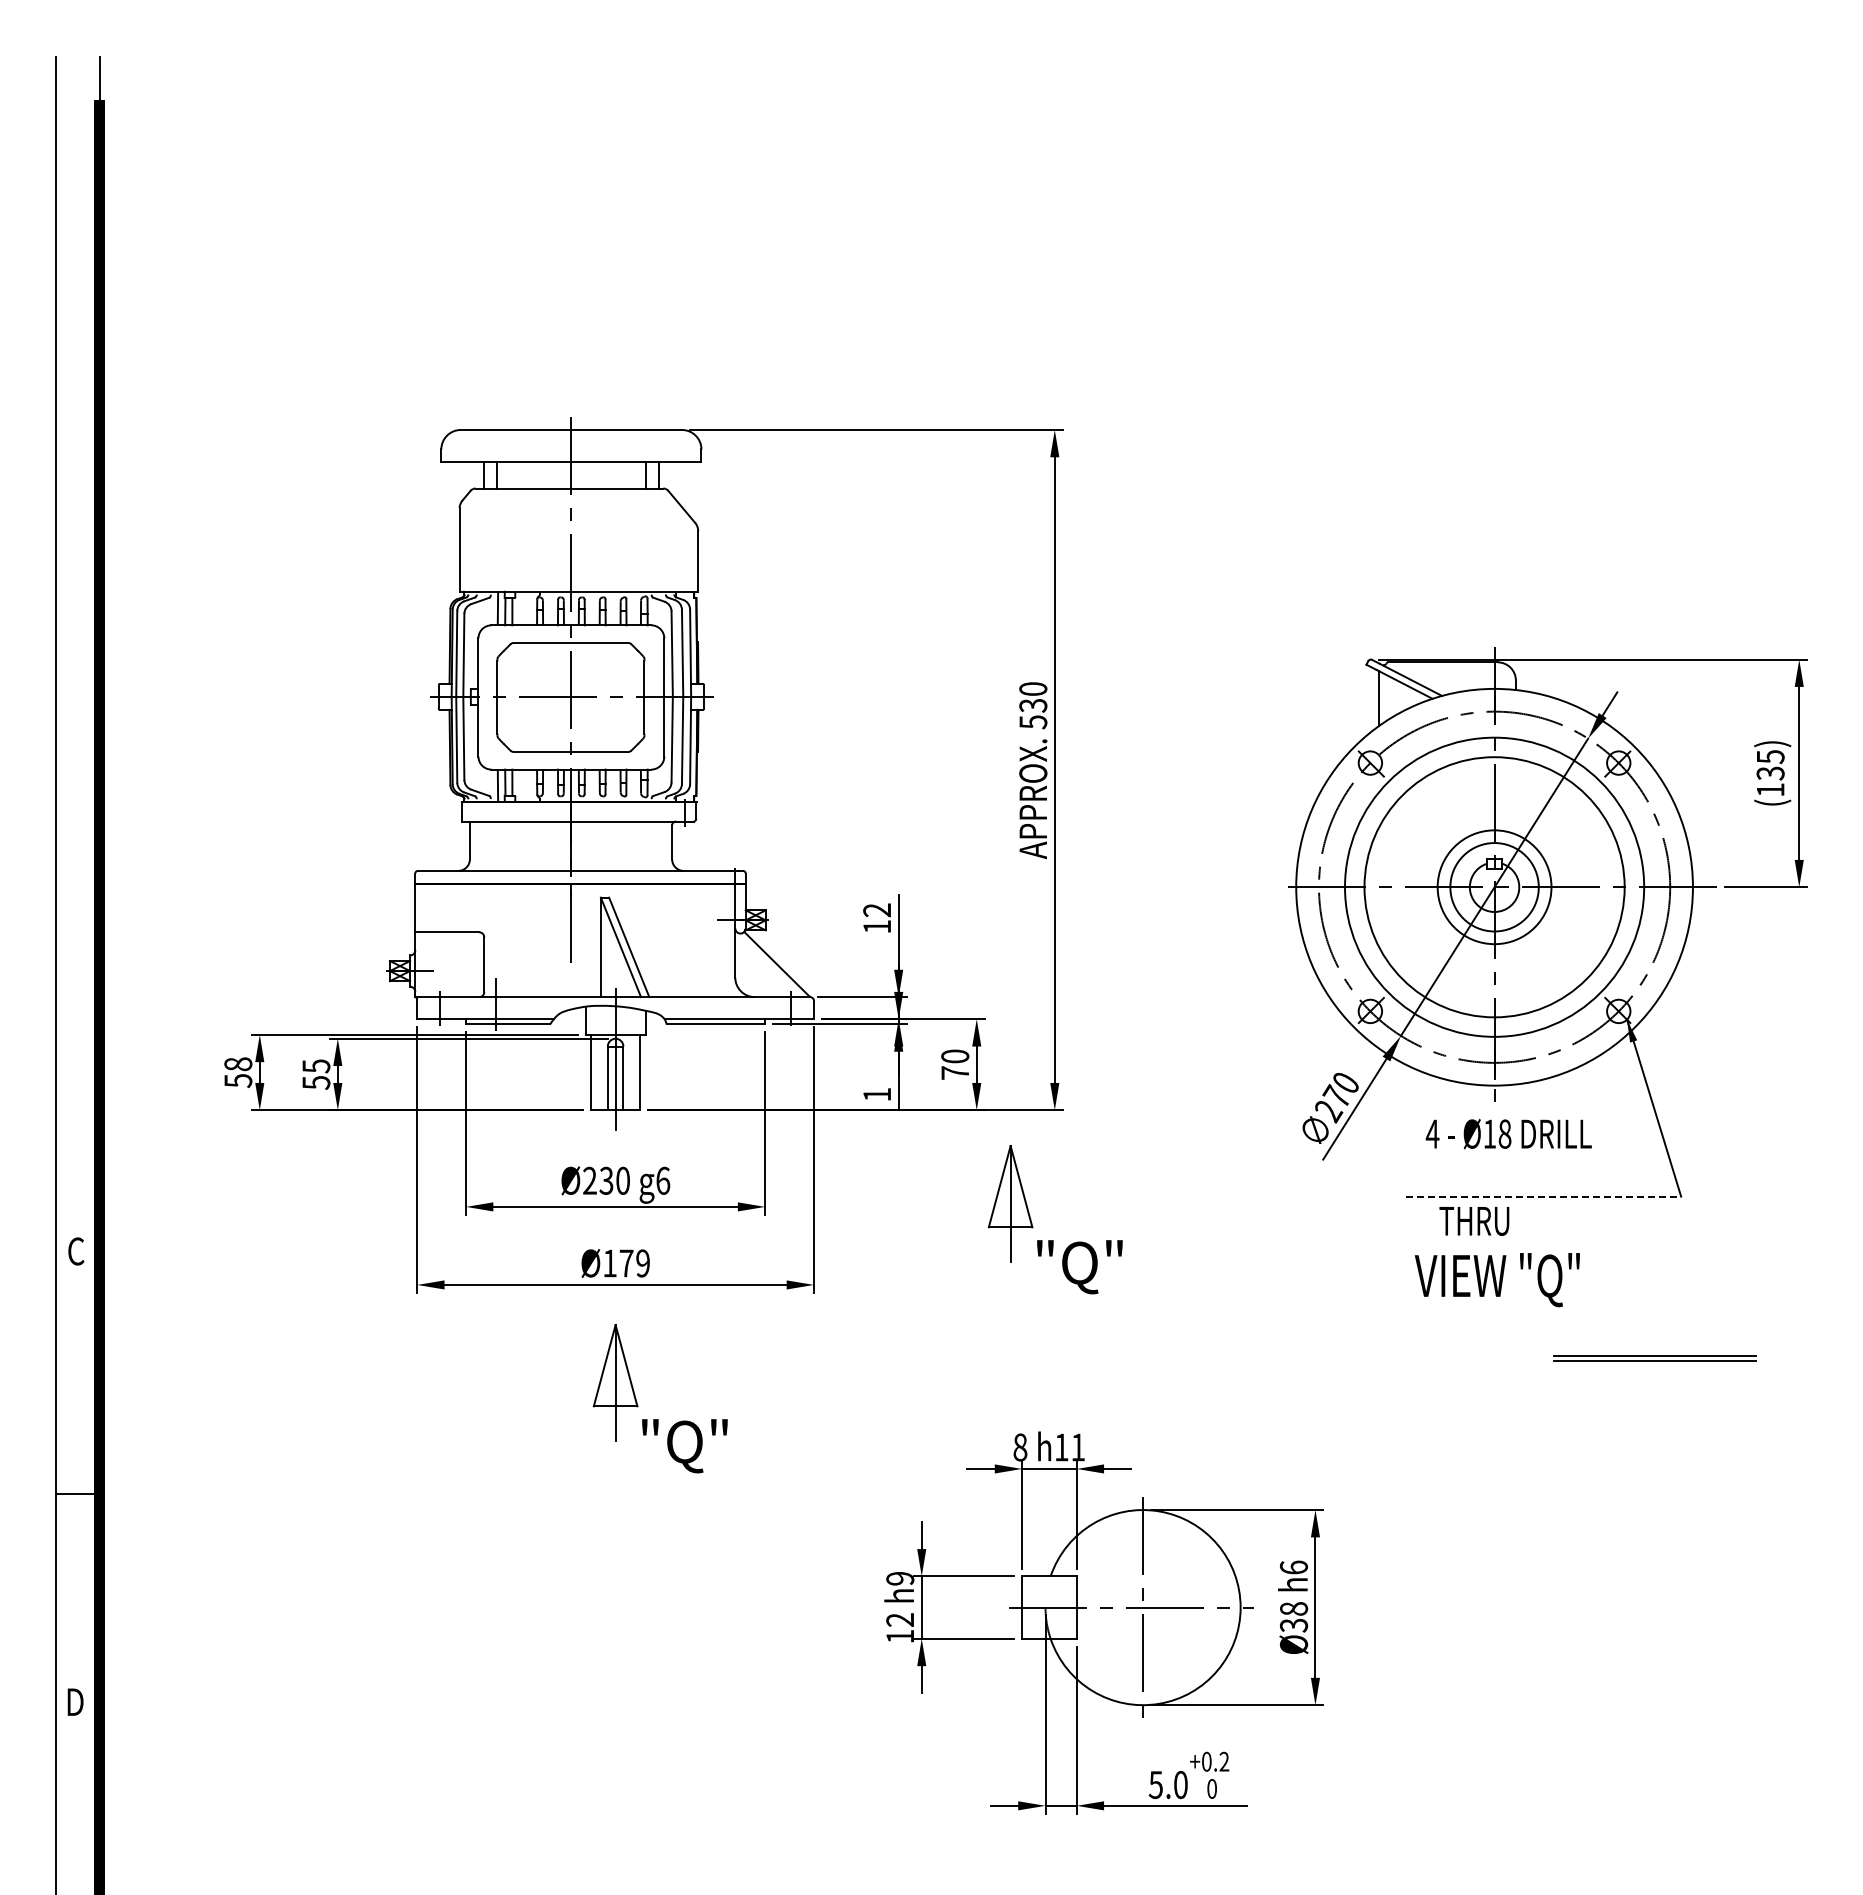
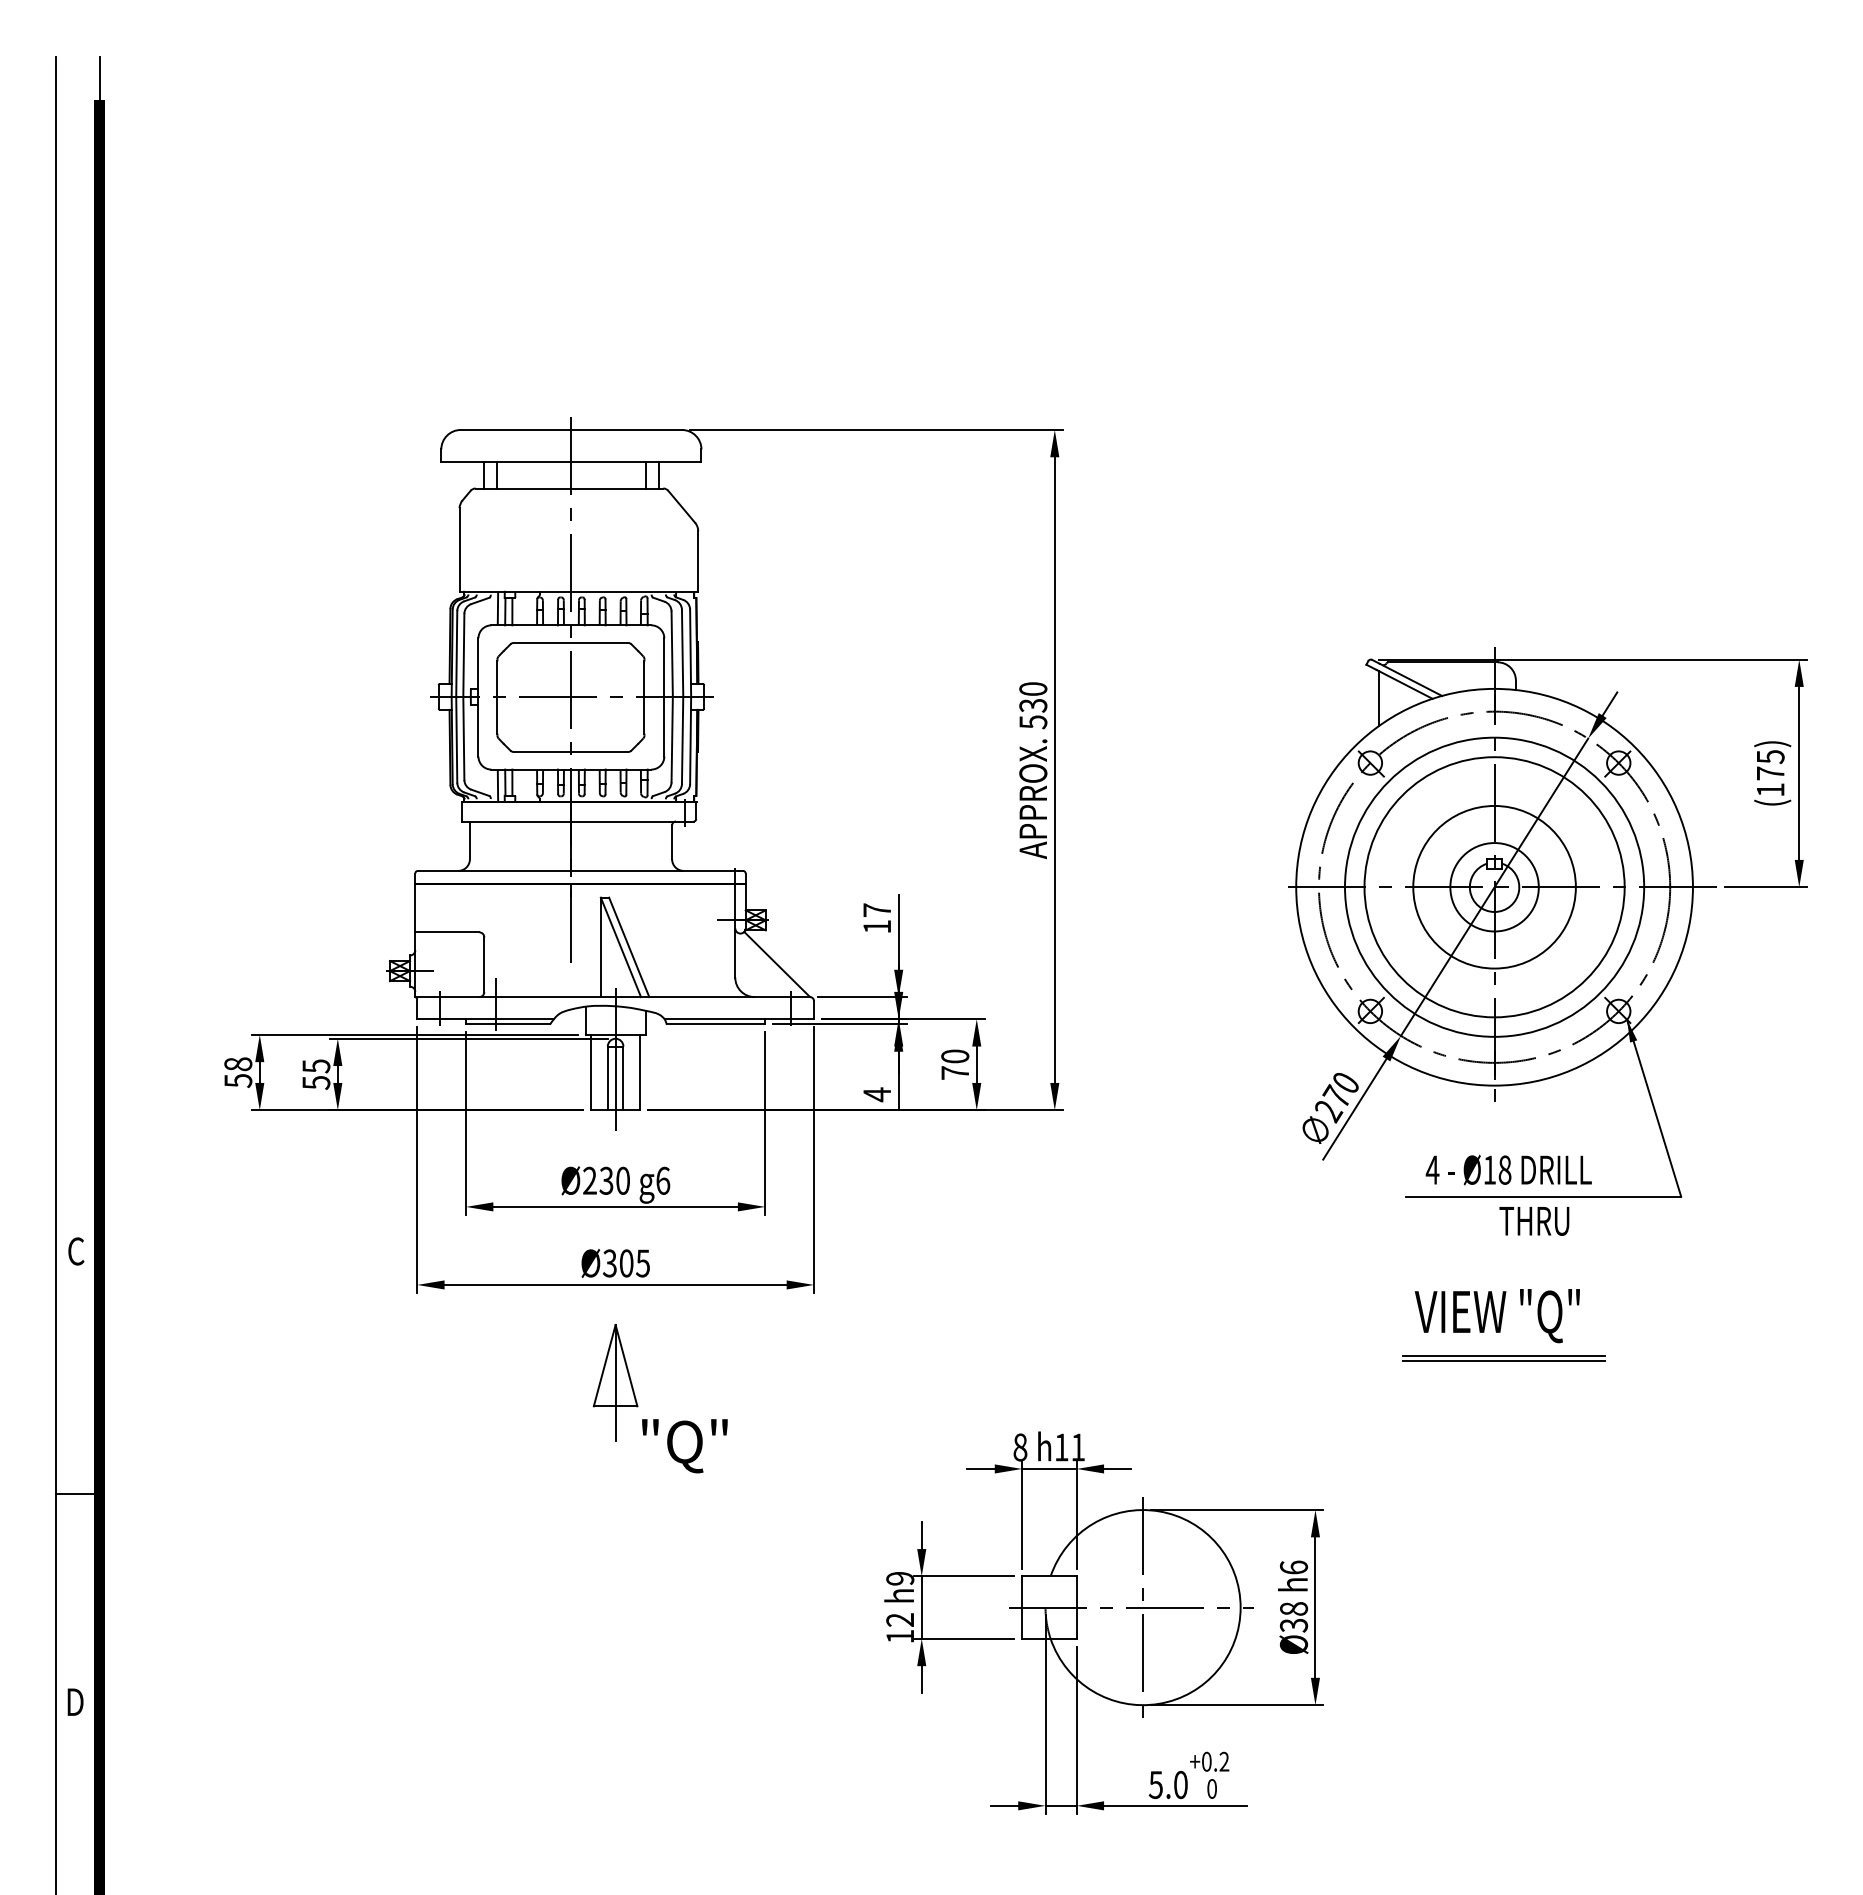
text: (135) -> (175) (1770, 773)
circle diameter: 114 px -> 163 px (1494, 886)
text: 12 -> 17 (876, 910)
text: 1 -> 4 (876, 1094)
text position: (1508, 1133) -> (1508, 1169) (1508, 1169)
line: dashed -> solid (1543, 1196)
text position: (1474, 1221) -> (1534, 1221) (1534, 1221)
part: present -> none (1053, 1240)
text: Ø179 -> Ø305 (626, 1263)
text position: (1496, 1280) -> (1496, 1316) (1496, 1316)
part position: (1654, 1358) -> (1503, 1358) (1503, 1358)
